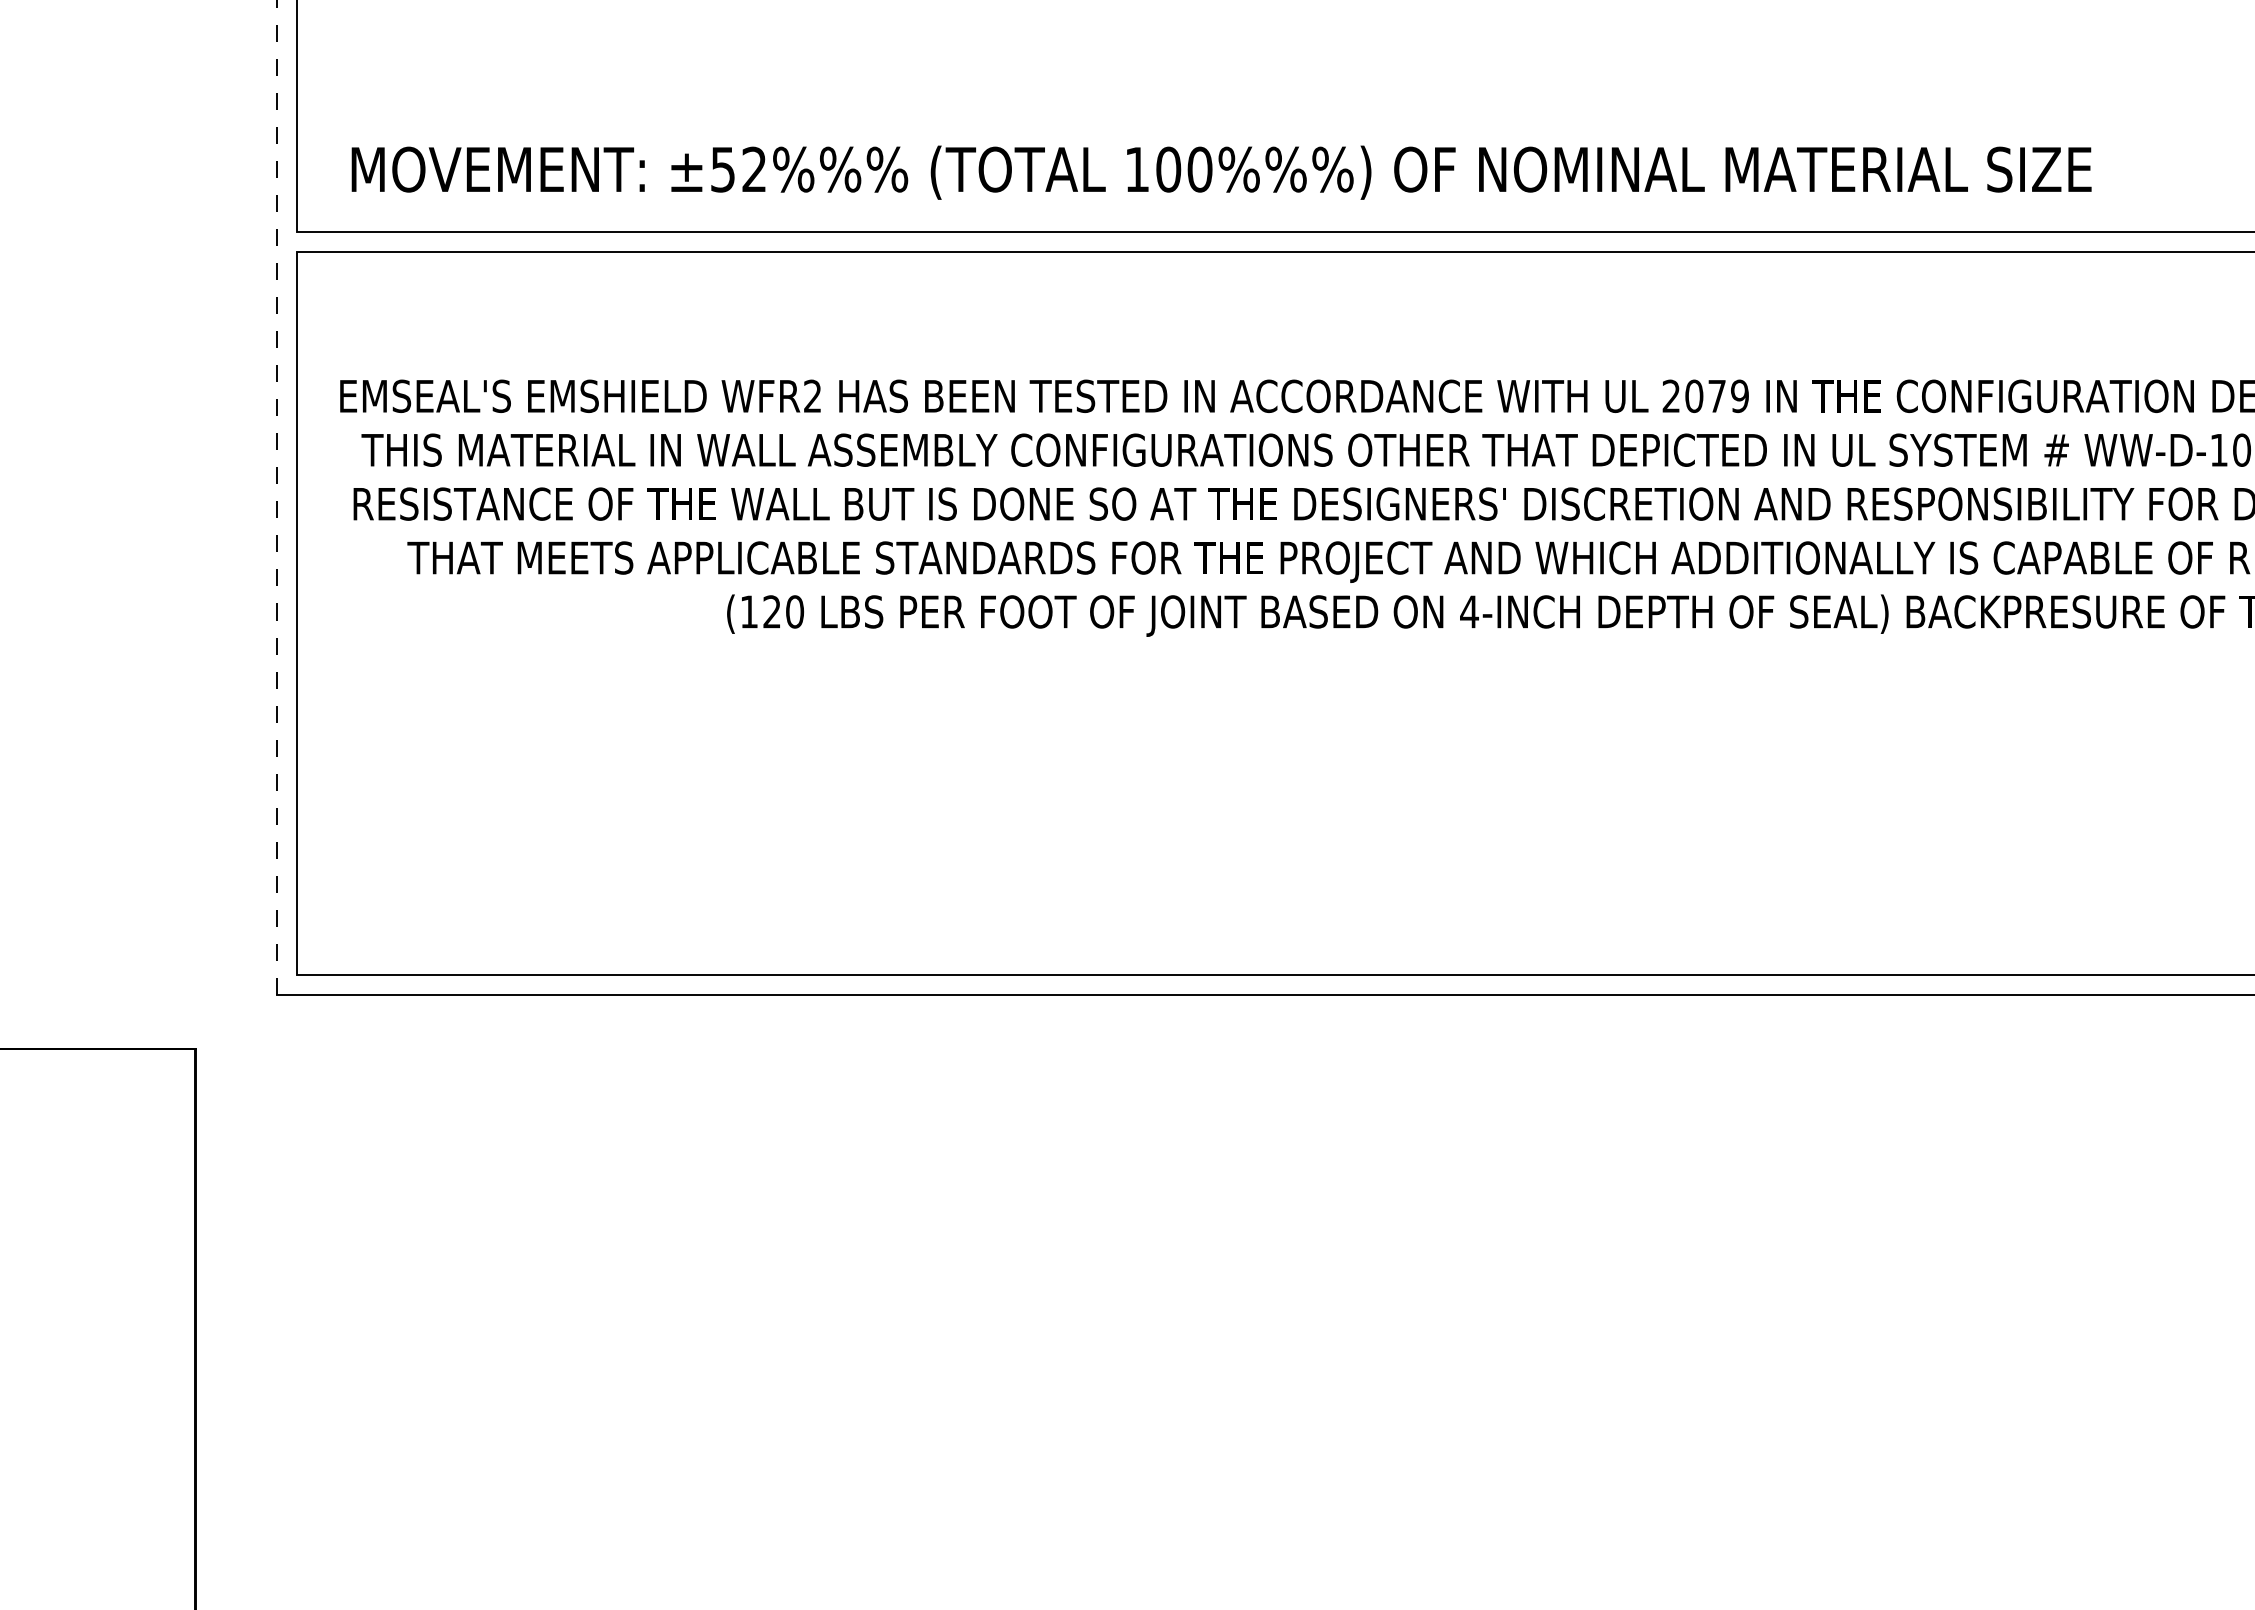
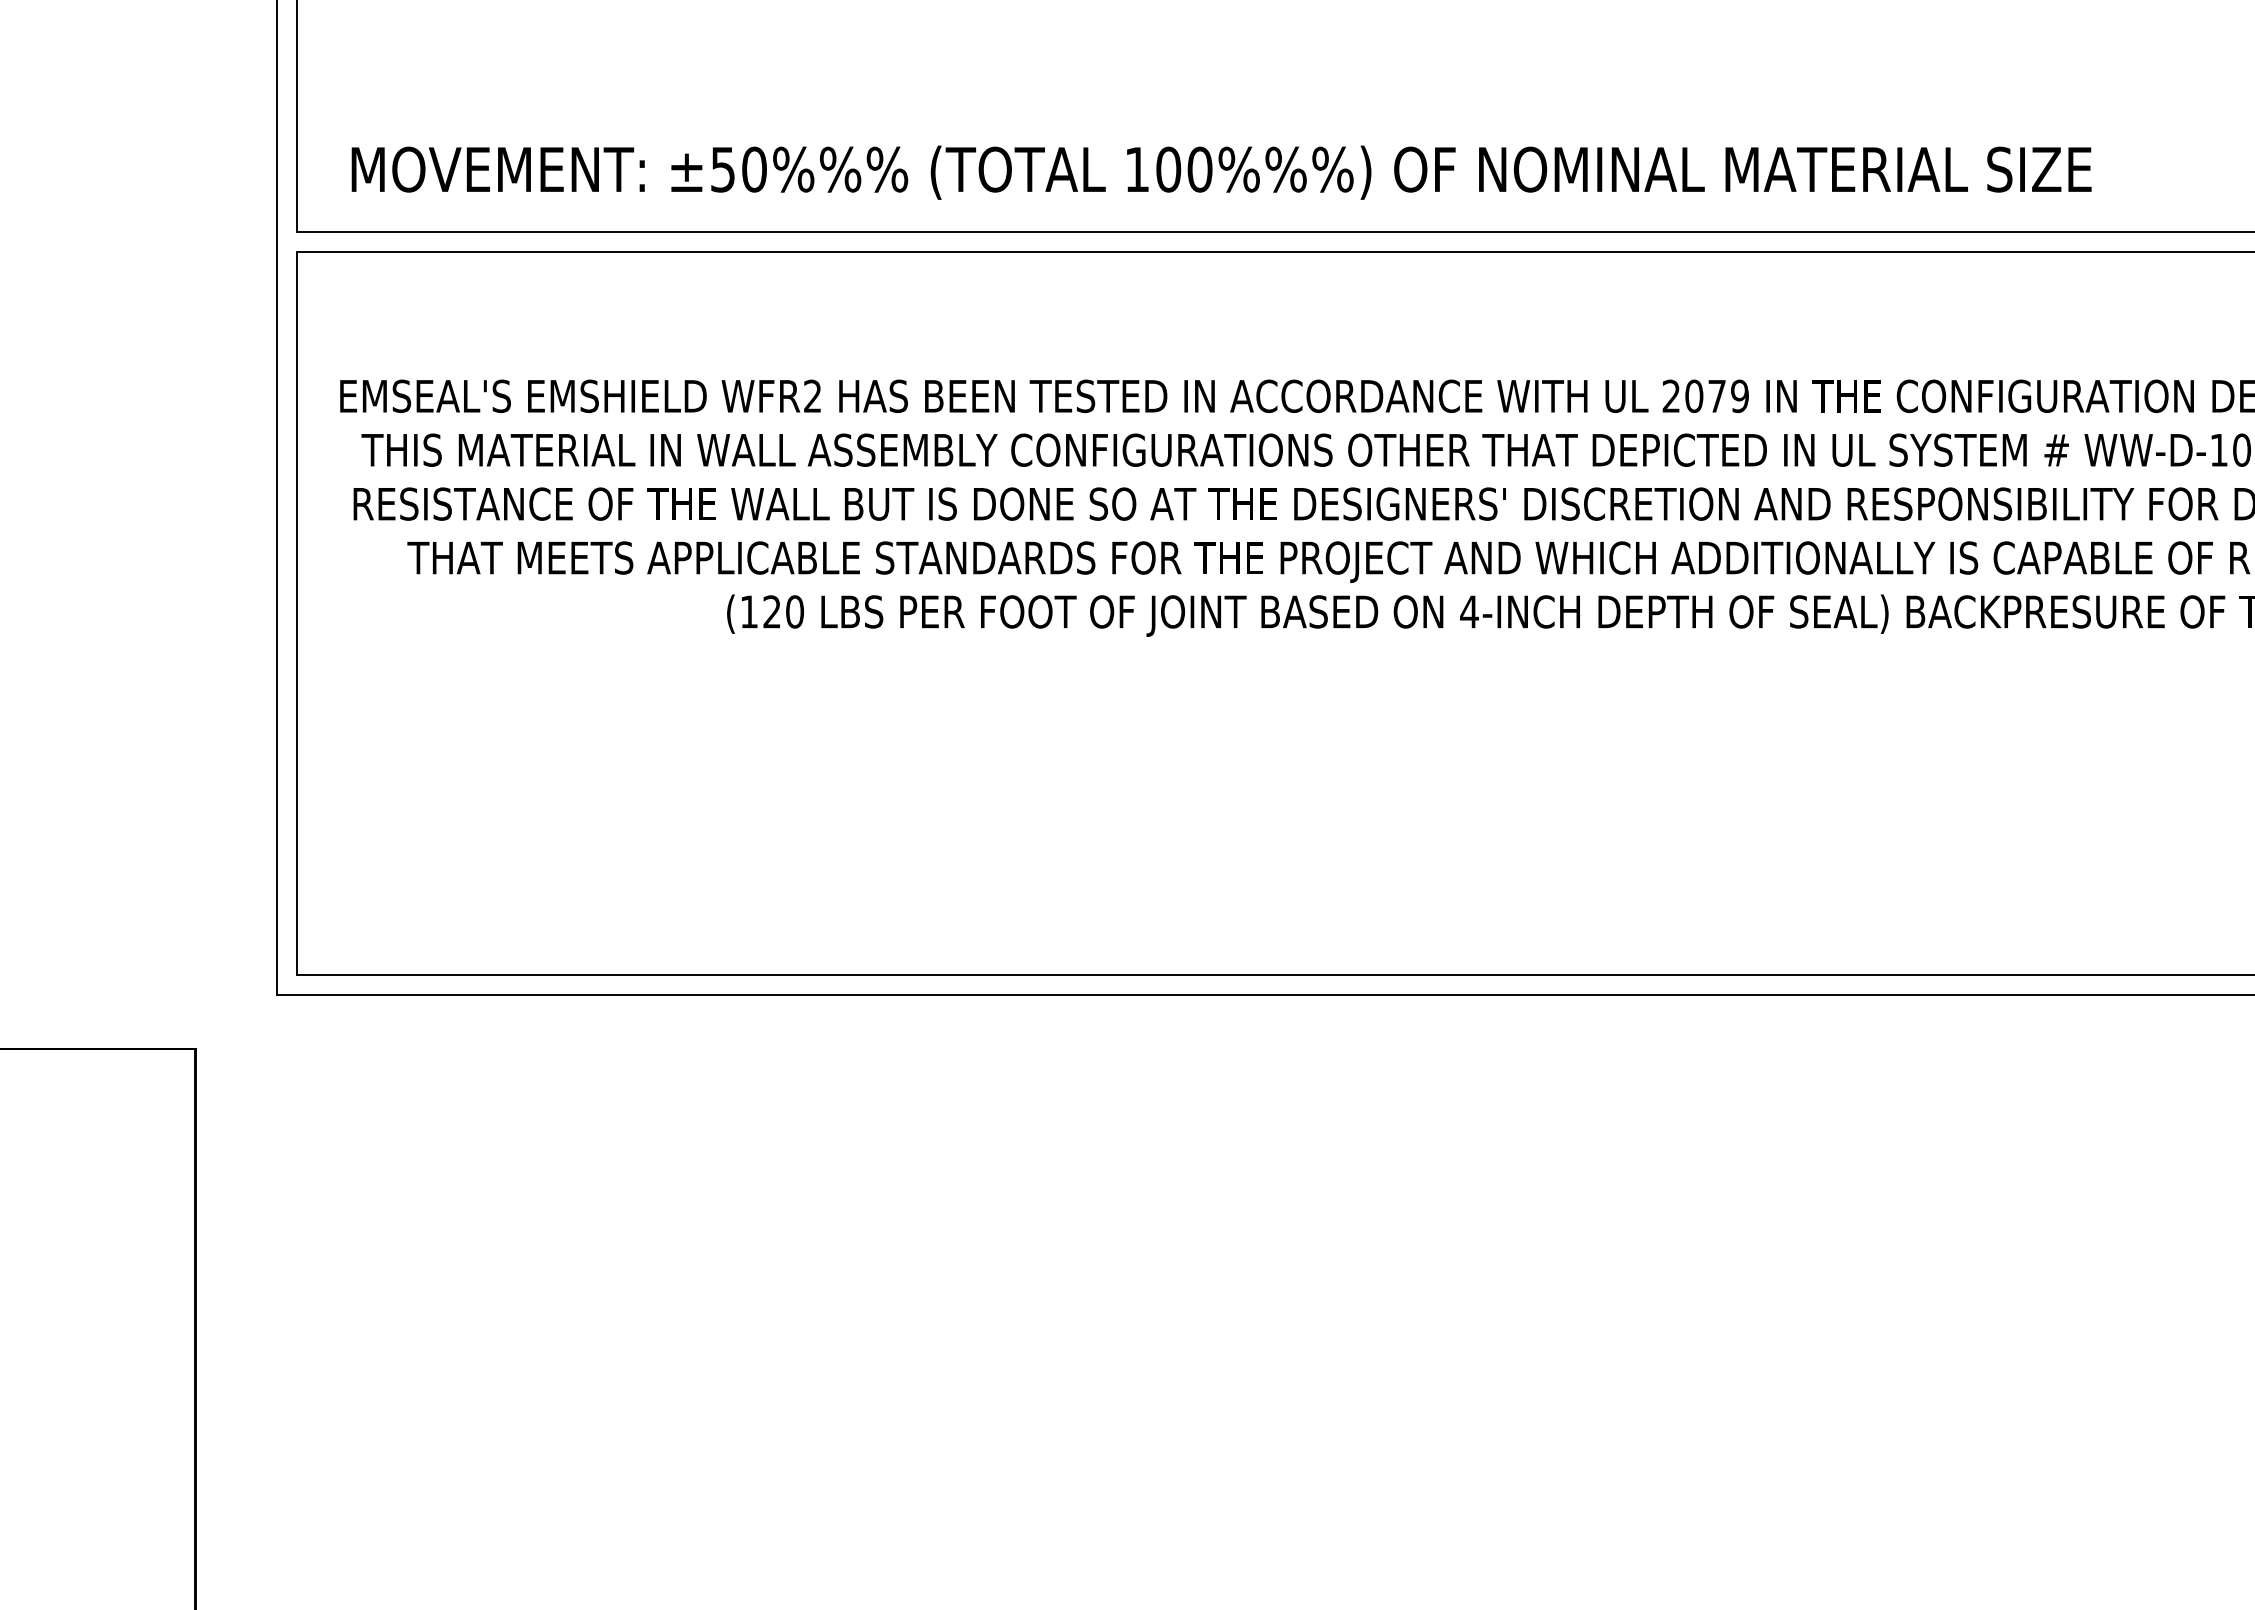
text: ±52%%% -> ±50%%% (754, 169)
line: dashed -> solid (277, 497)
